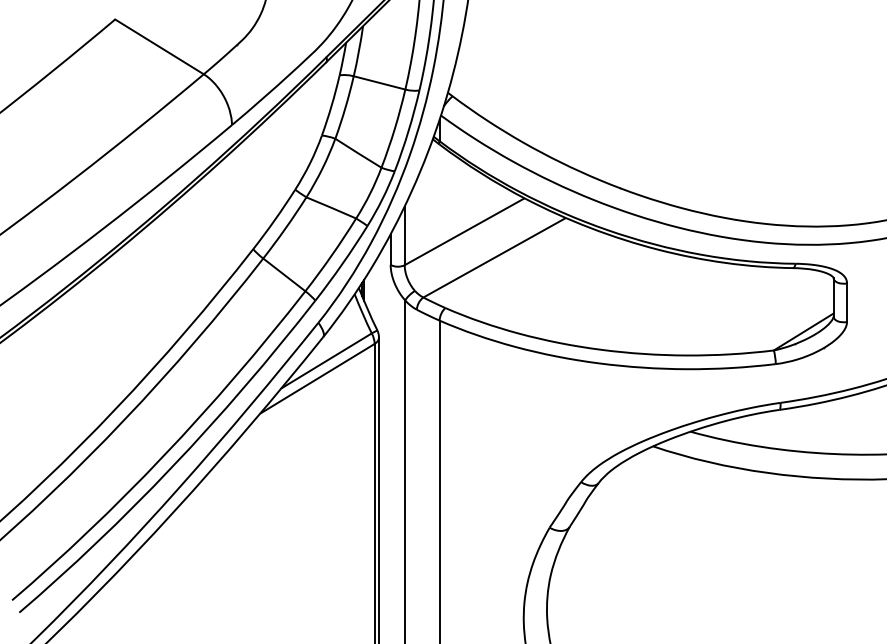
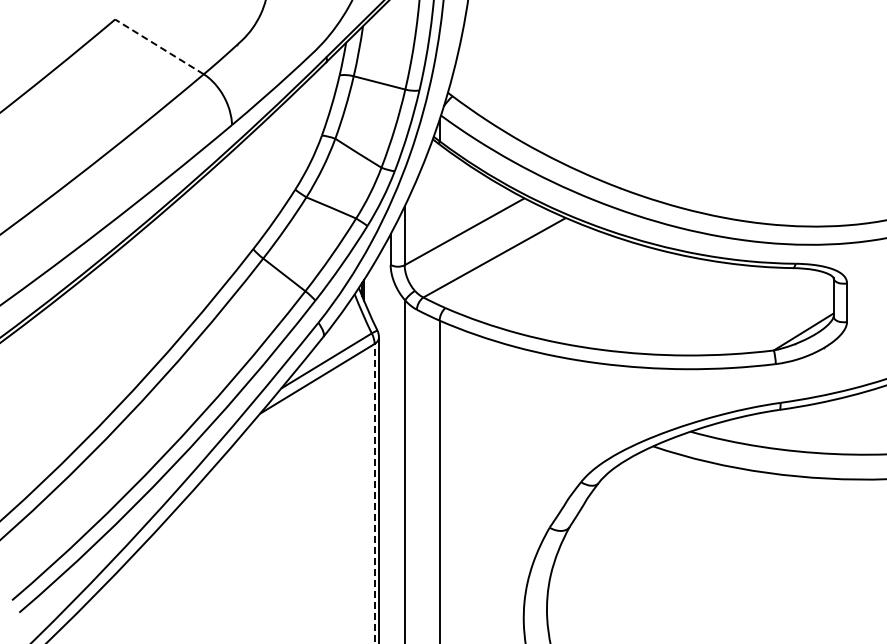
line: solid -> dashed (159, 46)
line: solid -> dashed (374, 493)
